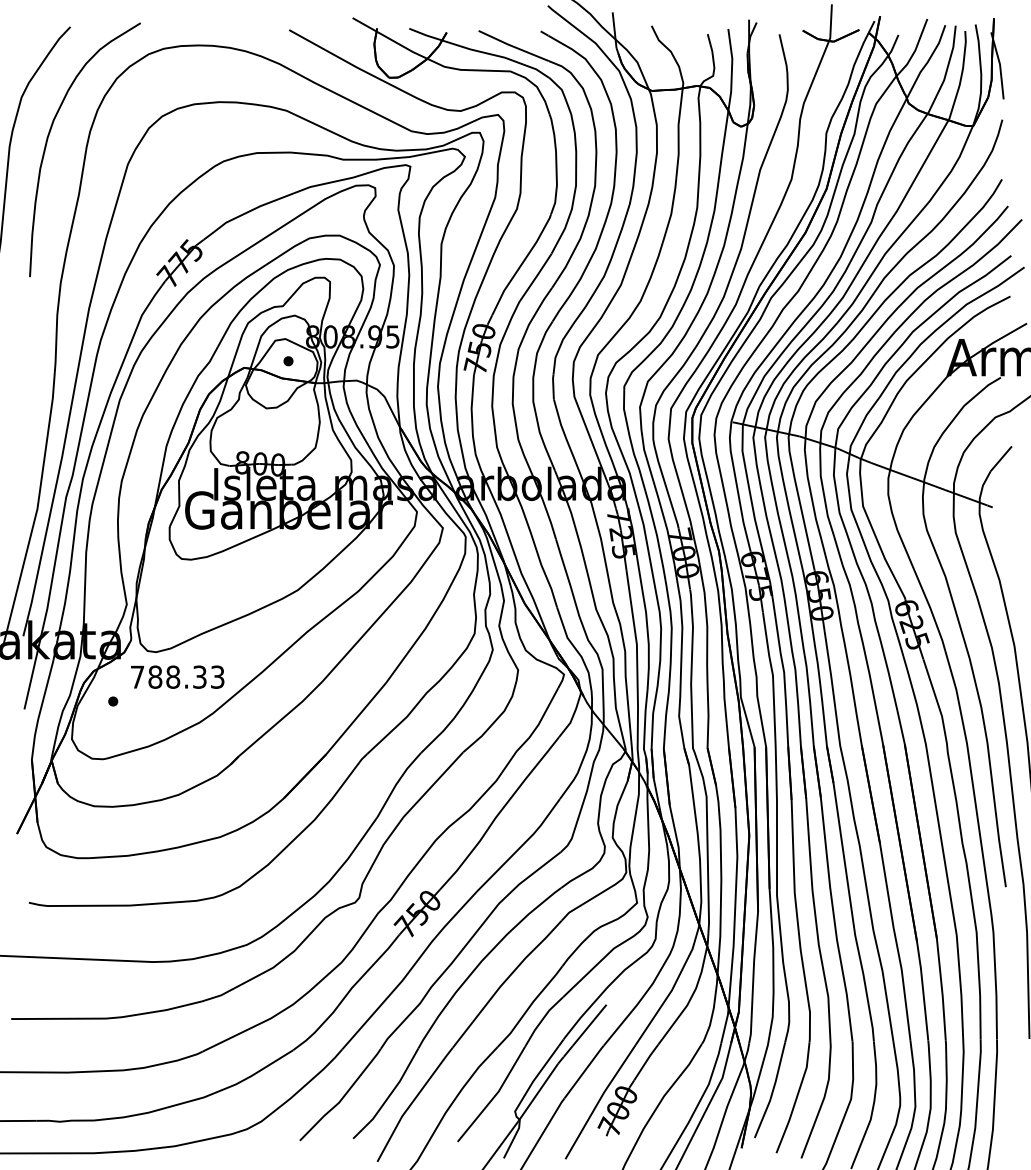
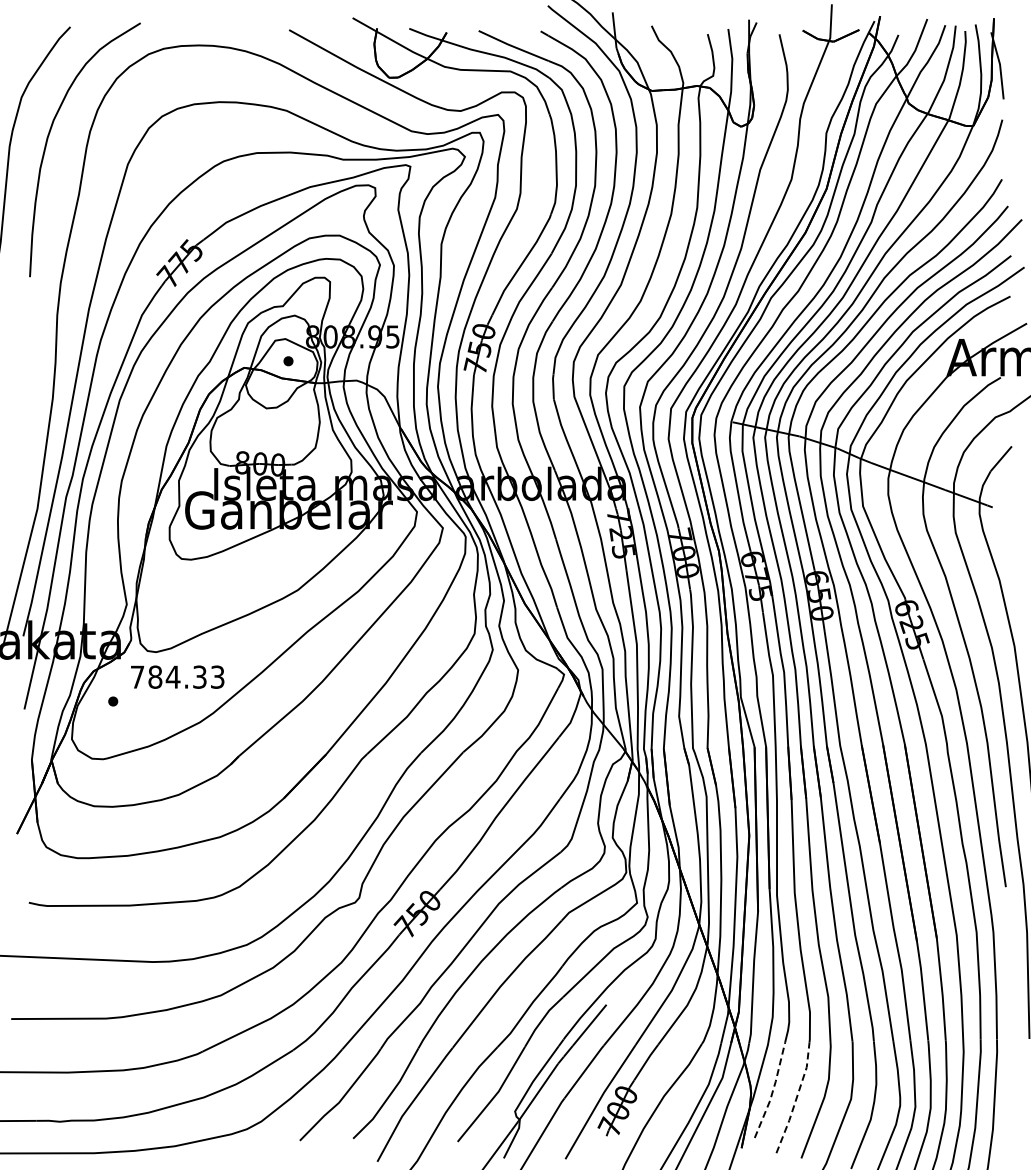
text: 788.33 -> 784.33 (172, 676)
line: solid -> dashed (772, 1091)
line: solid -> dashed (796, 1098)
